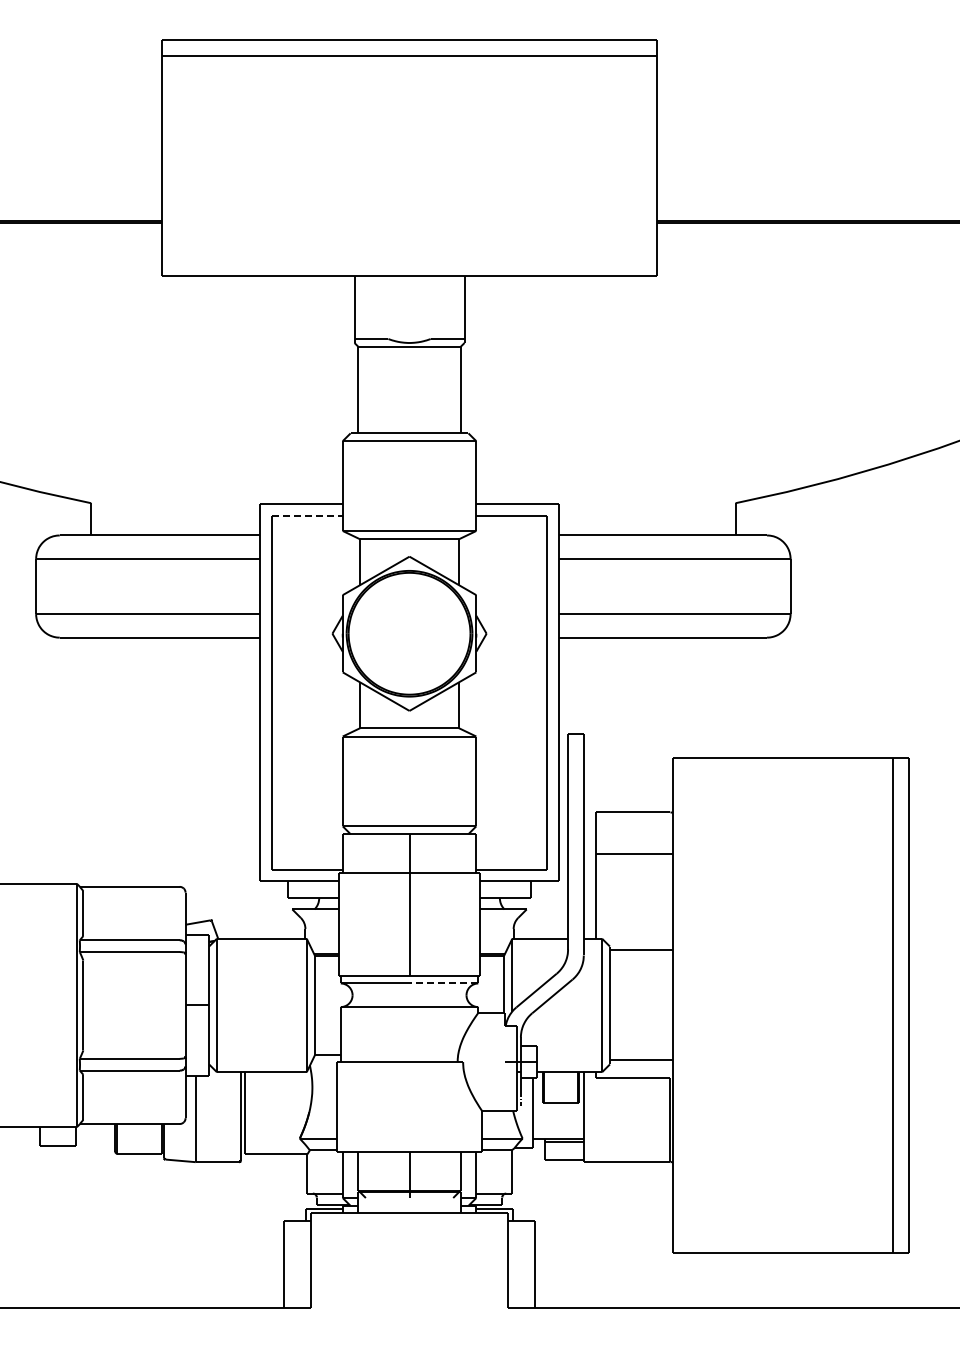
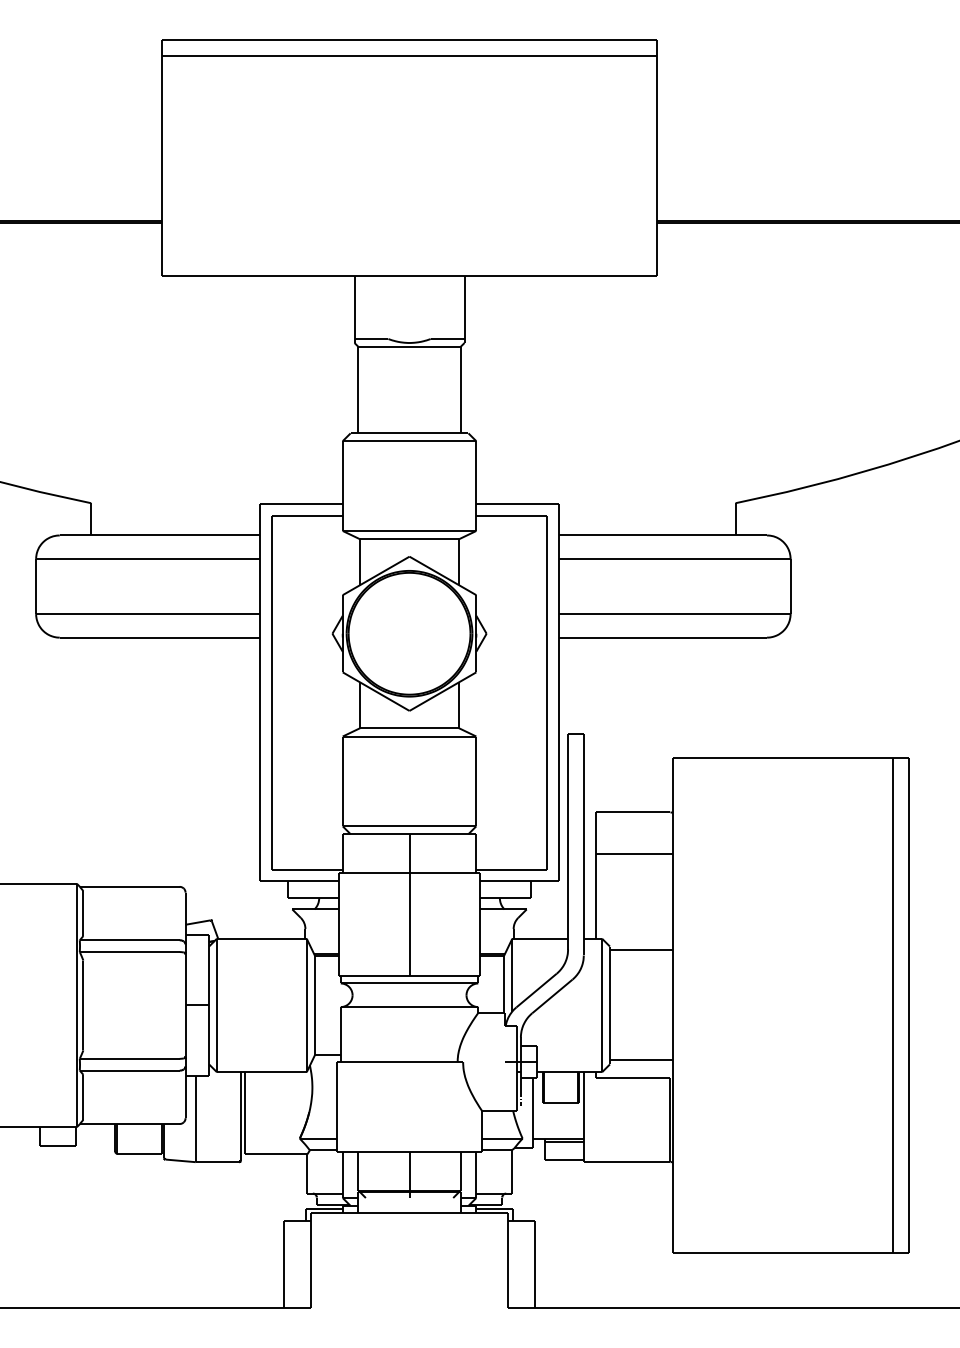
line: dashed -> solid (307, 515)
line: dashed -> solid (443, 983)
